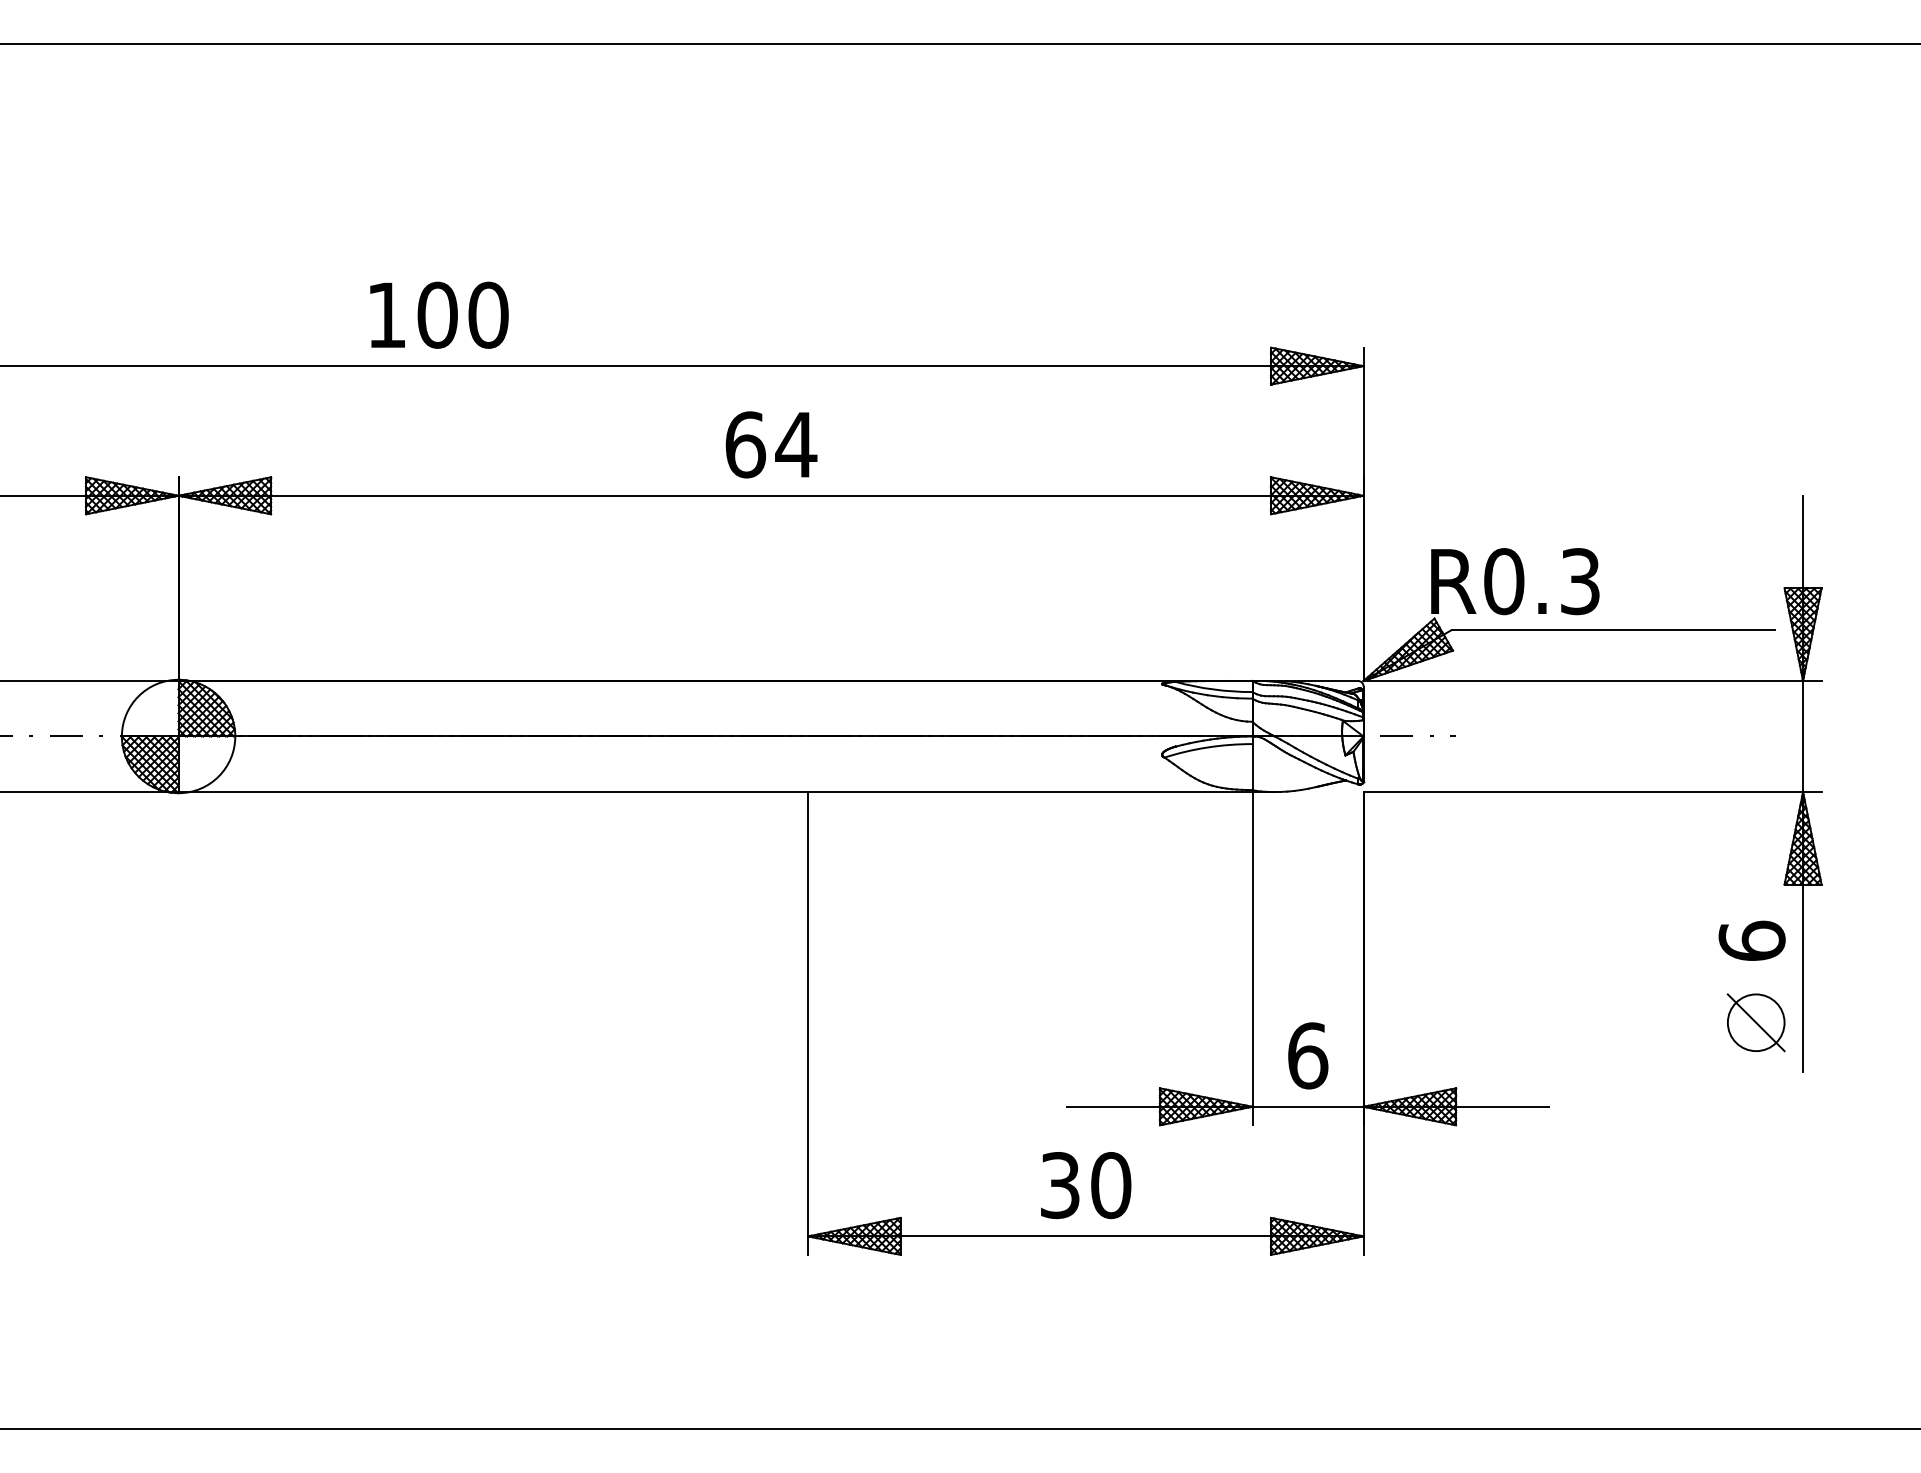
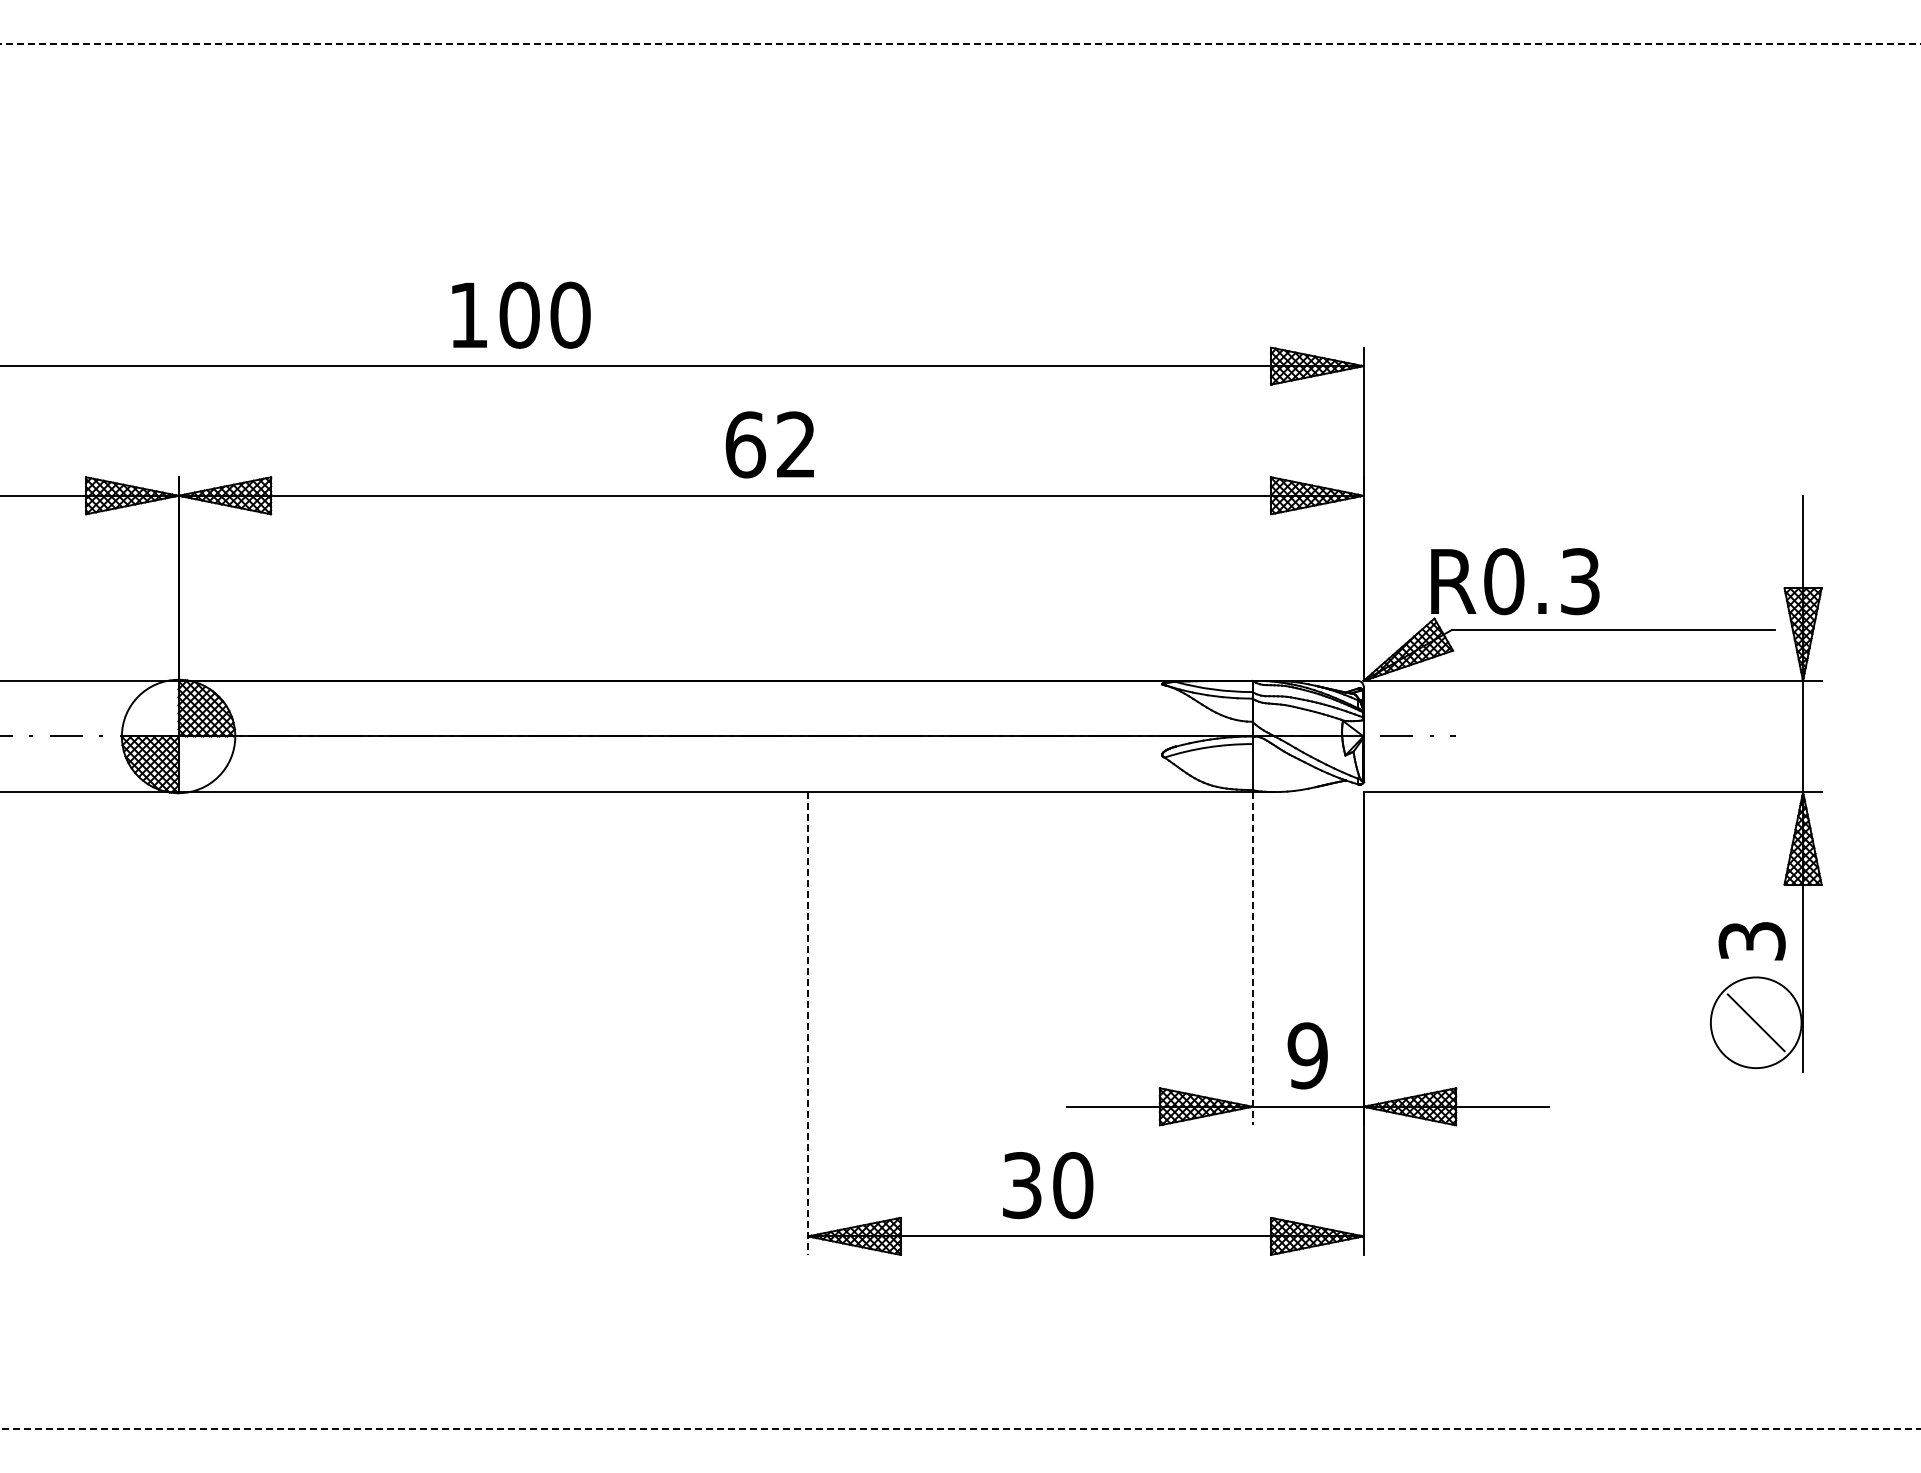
line: solid -> dashed (960, 44)
text position: (439, 314) -> (521, 314) (521, 314)
text: 64 -> 62 (796, 444)
text: 6 -> 3 (1751, 940)
line: solid -> dashed (1252, 958)
circle diameter: 57 px -> 91 px (1755, 1022)
line: solid -> dashed (808, 1023)
text: 6 -> 9 (1307, 1055)
text position: (1086, 1185) -> (1048, 1185) (1048, 1185)
line: solid -> dashed (960, 1428)
